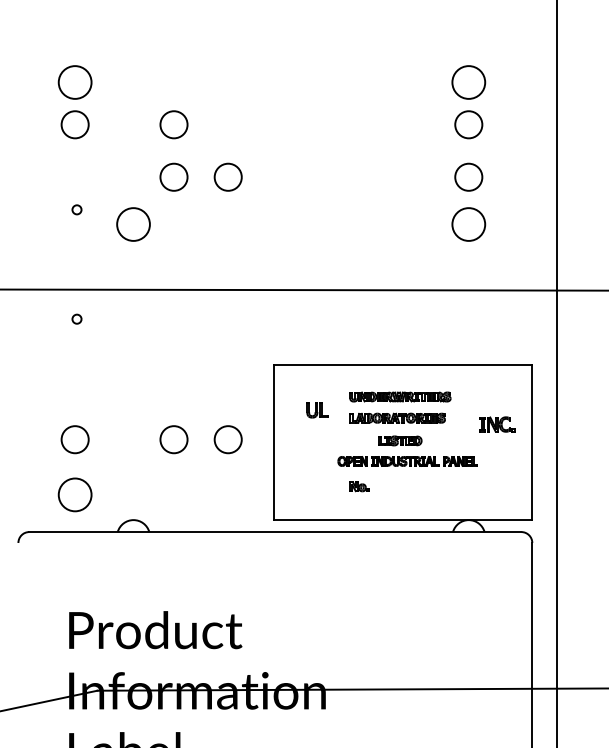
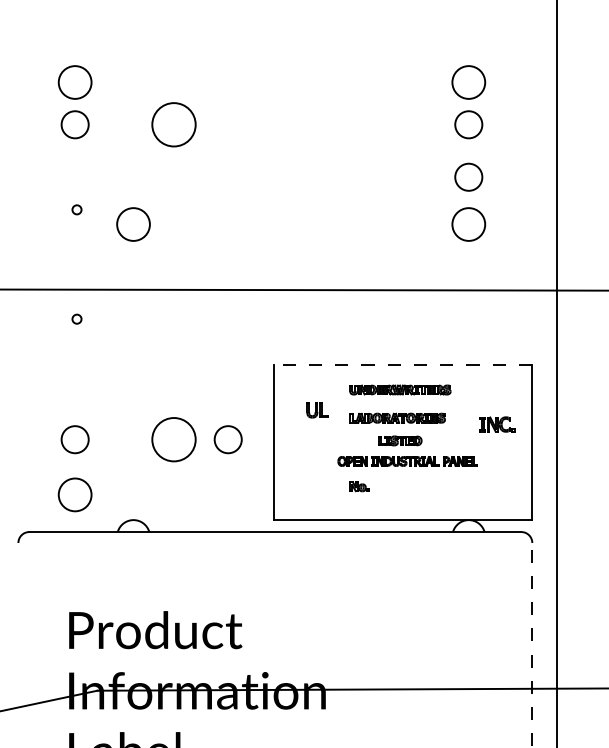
circle diameter: 27 px -> 43 px (173, 124)
circle: present -> none (173, 176)
circle: present -> none (227, 176)
line: solid -> dashed (402, 365)
part position: (400, 396) -> (400, 389) (400, 389)
circle diameter: 27 px -> 43 px (173, 439)
line: solid -> dashed (532, 644)
